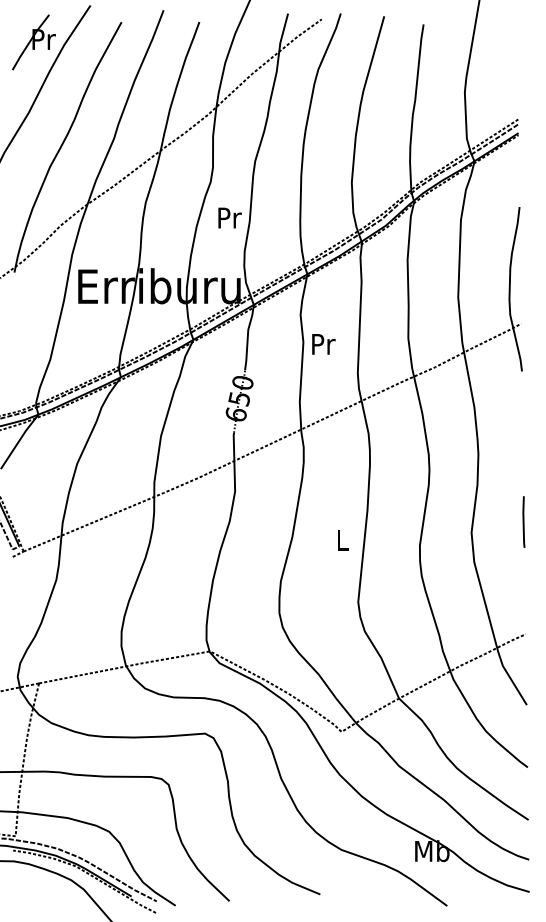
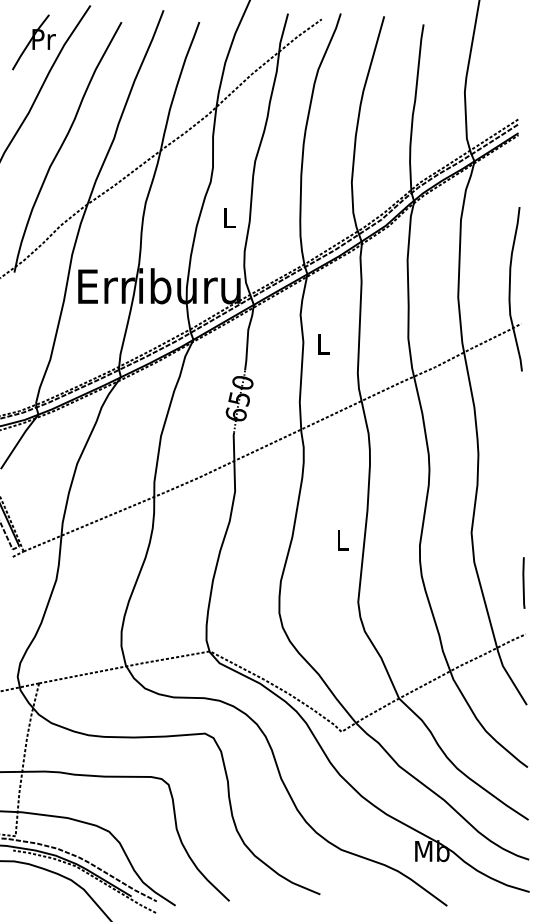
text: Pr -> L (229, 217)
text: Pr -> L (323, 344)
line position: (523, 521) -> (523, 582) (523, 582)
